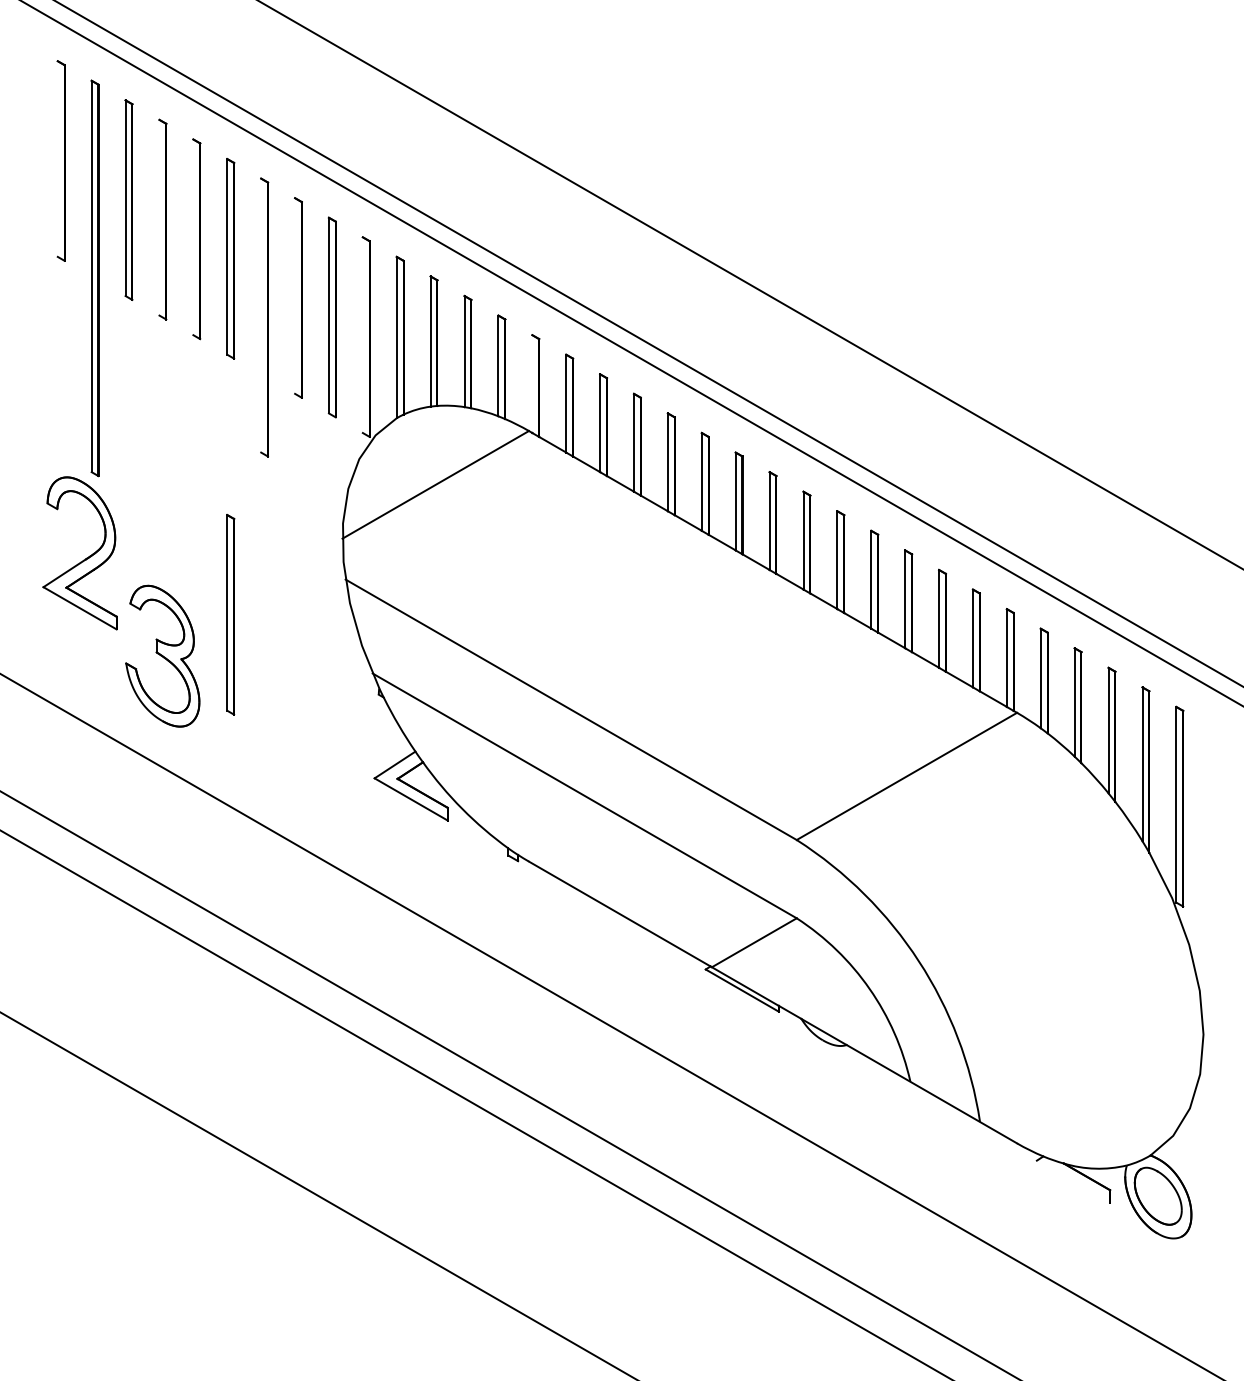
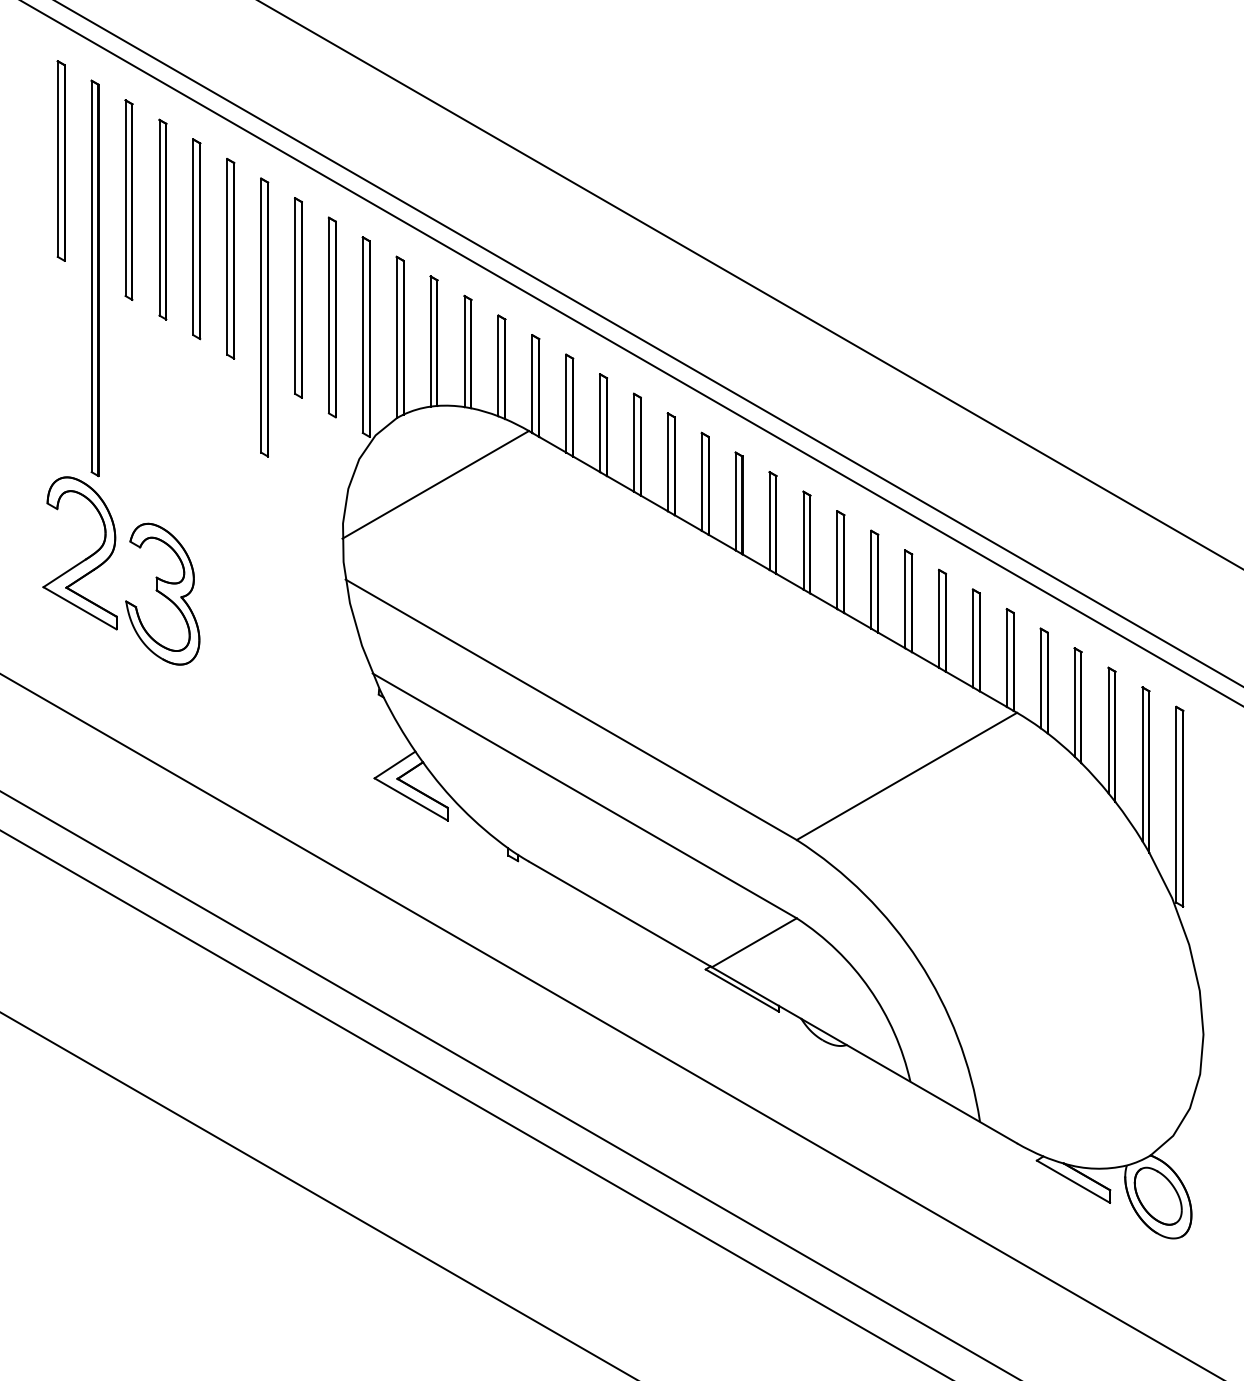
line: none -> present (57, 158)
line: none -> present (159, 217)
line: none -> present (193, 237)
line: none -> present (295, 295)
line: none -> present (261, 315)
line: none -> present (362, 335)
line: none -> present (532, 384)
part: present -> none (230, 614)
part position: (162, 655) -> (162, 593) (162, 593)
line: none -> present (1073, 1181)
